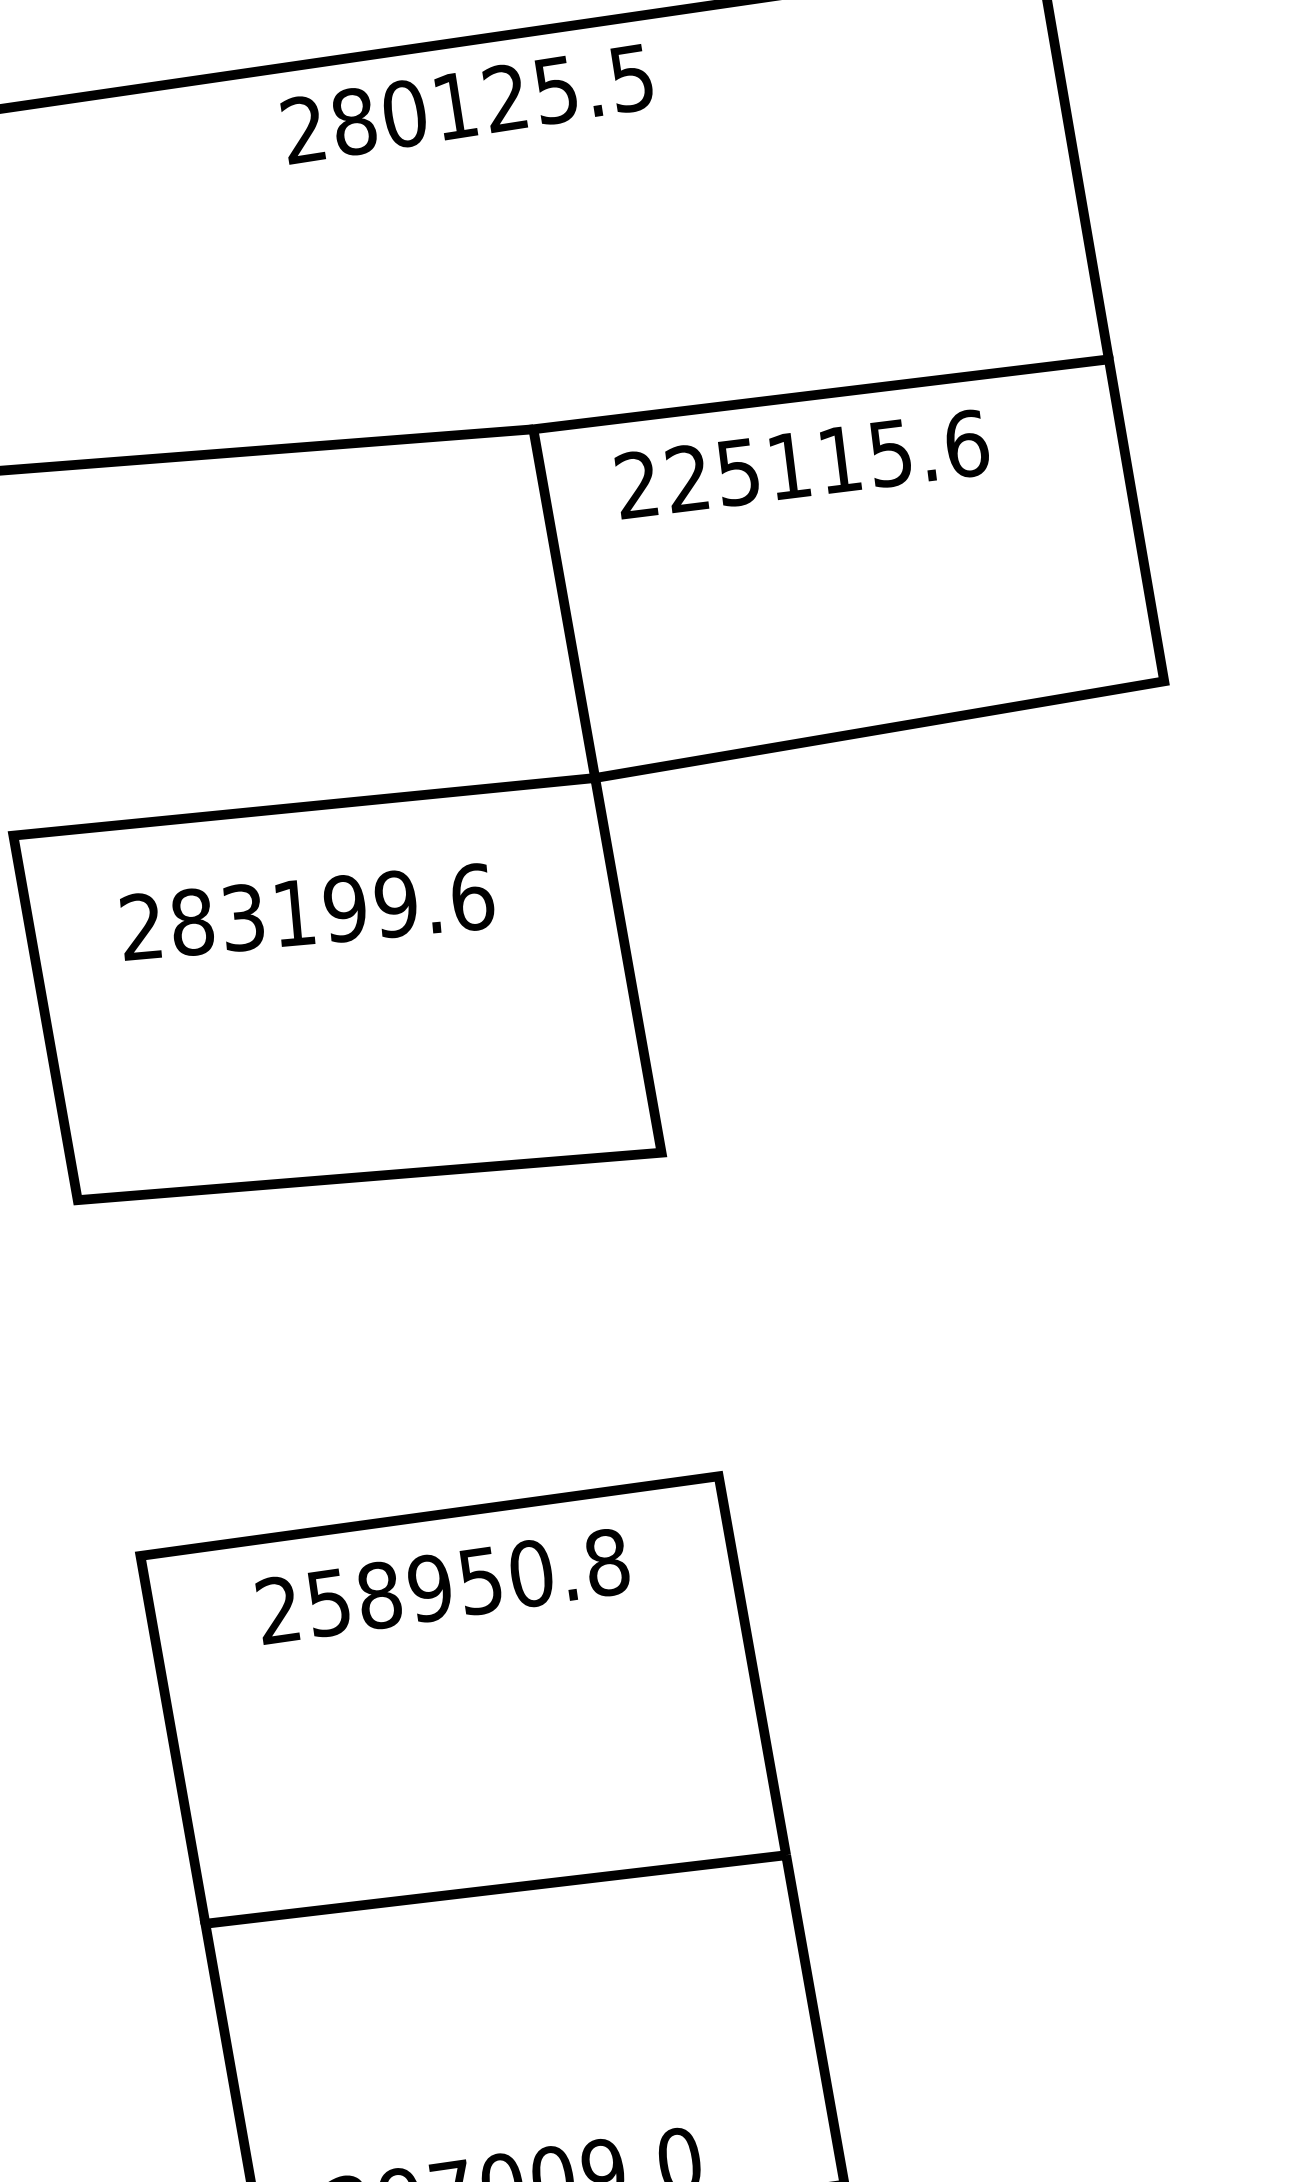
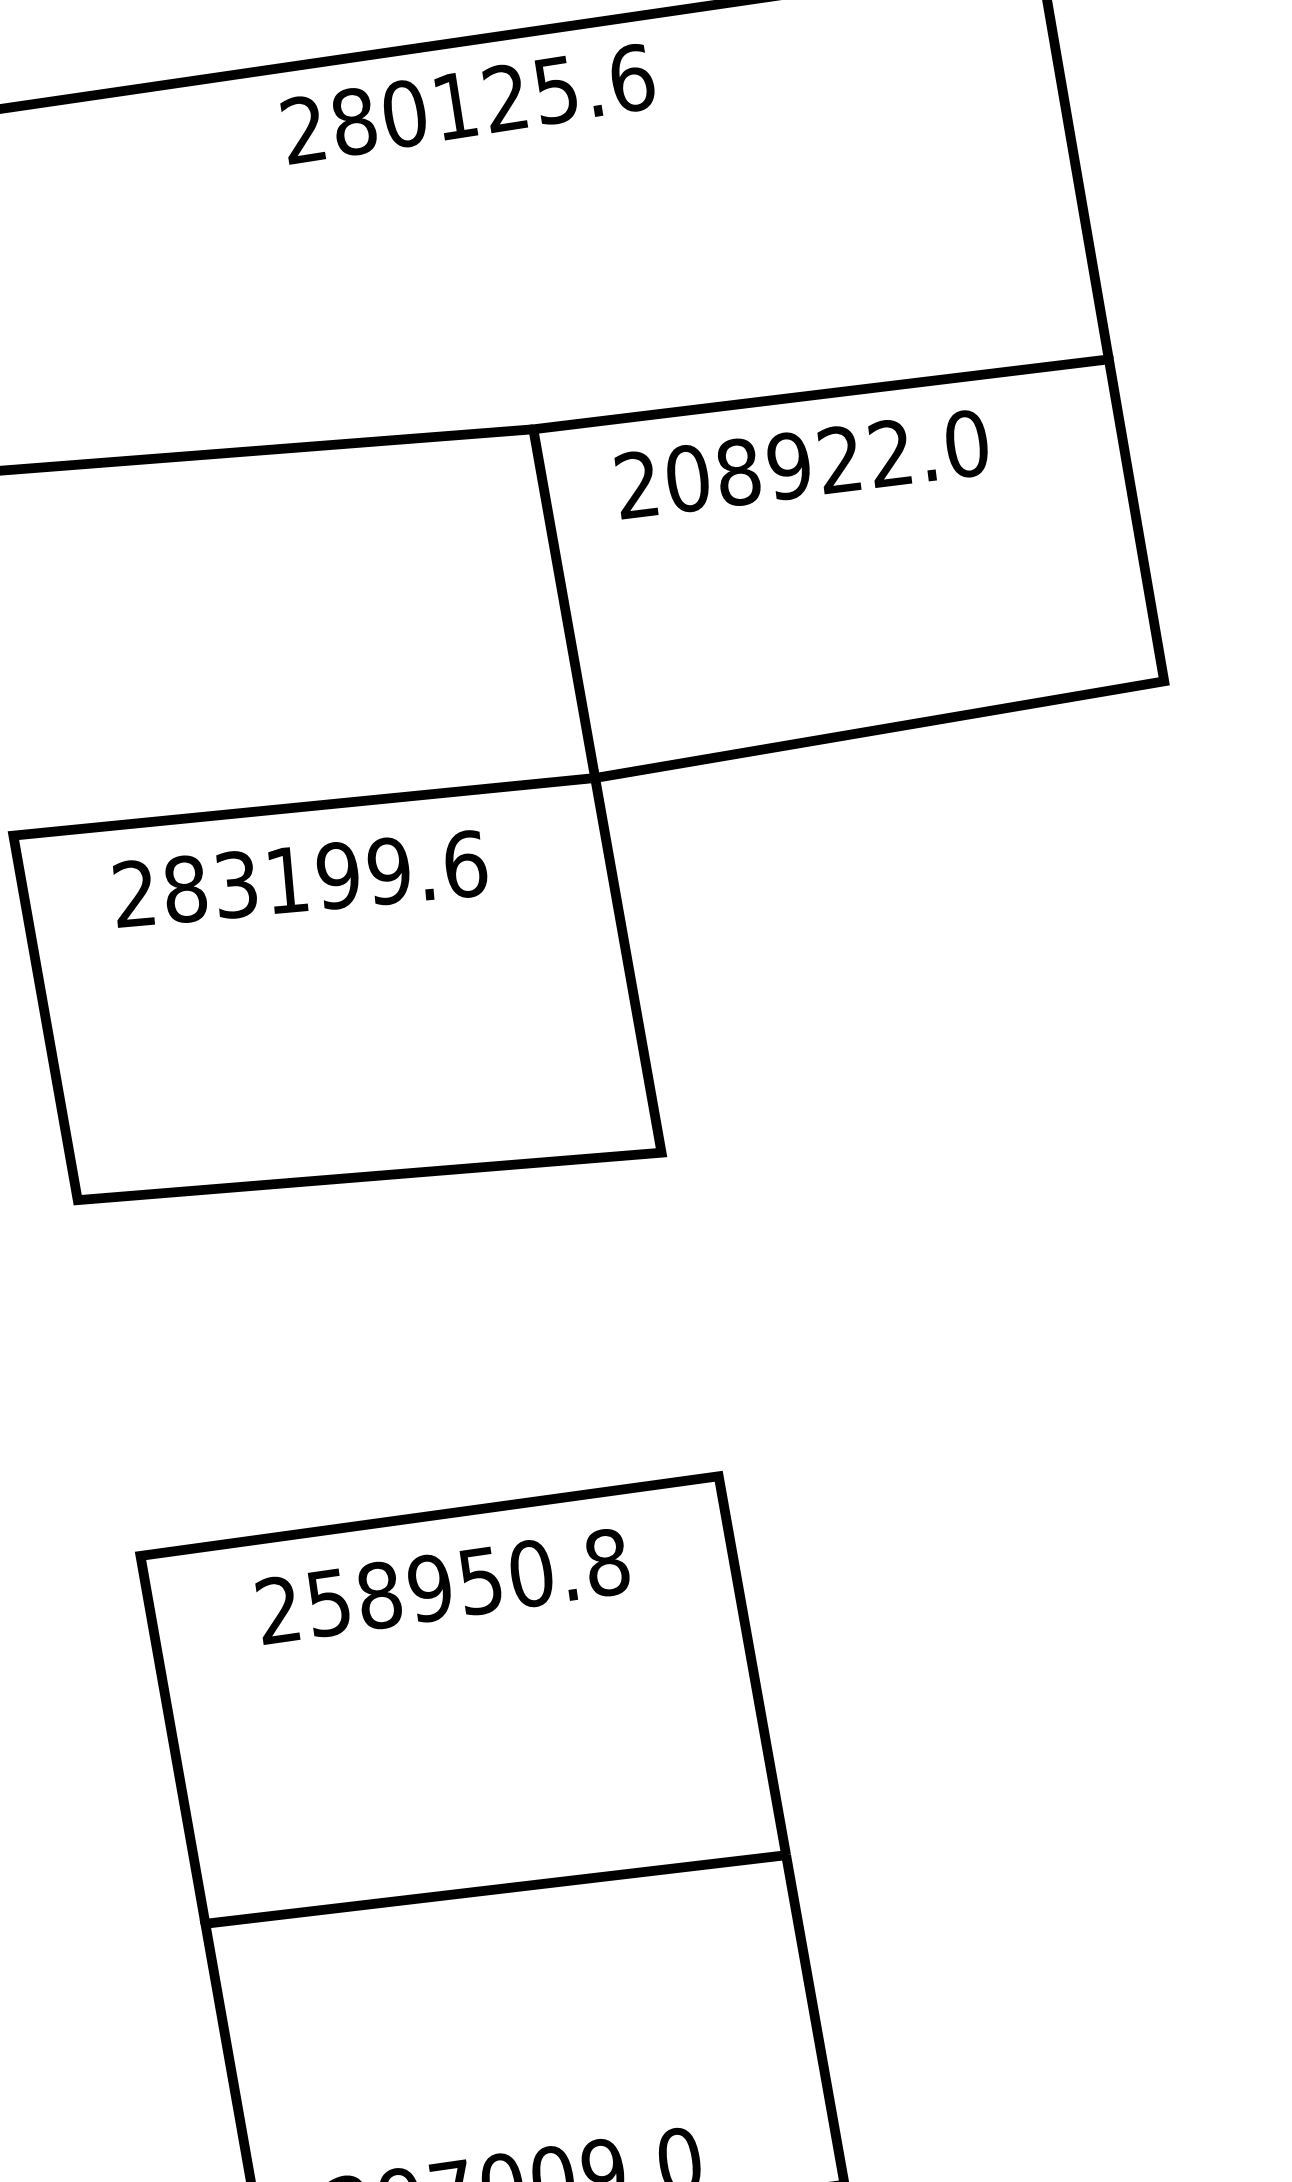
text: 280125.5 -> 280125.6 (632, 78)
text: 225115.6 -> 208922.0 (826, 461)
text position: (307, 911) -> (300, 878) (300, 878)
